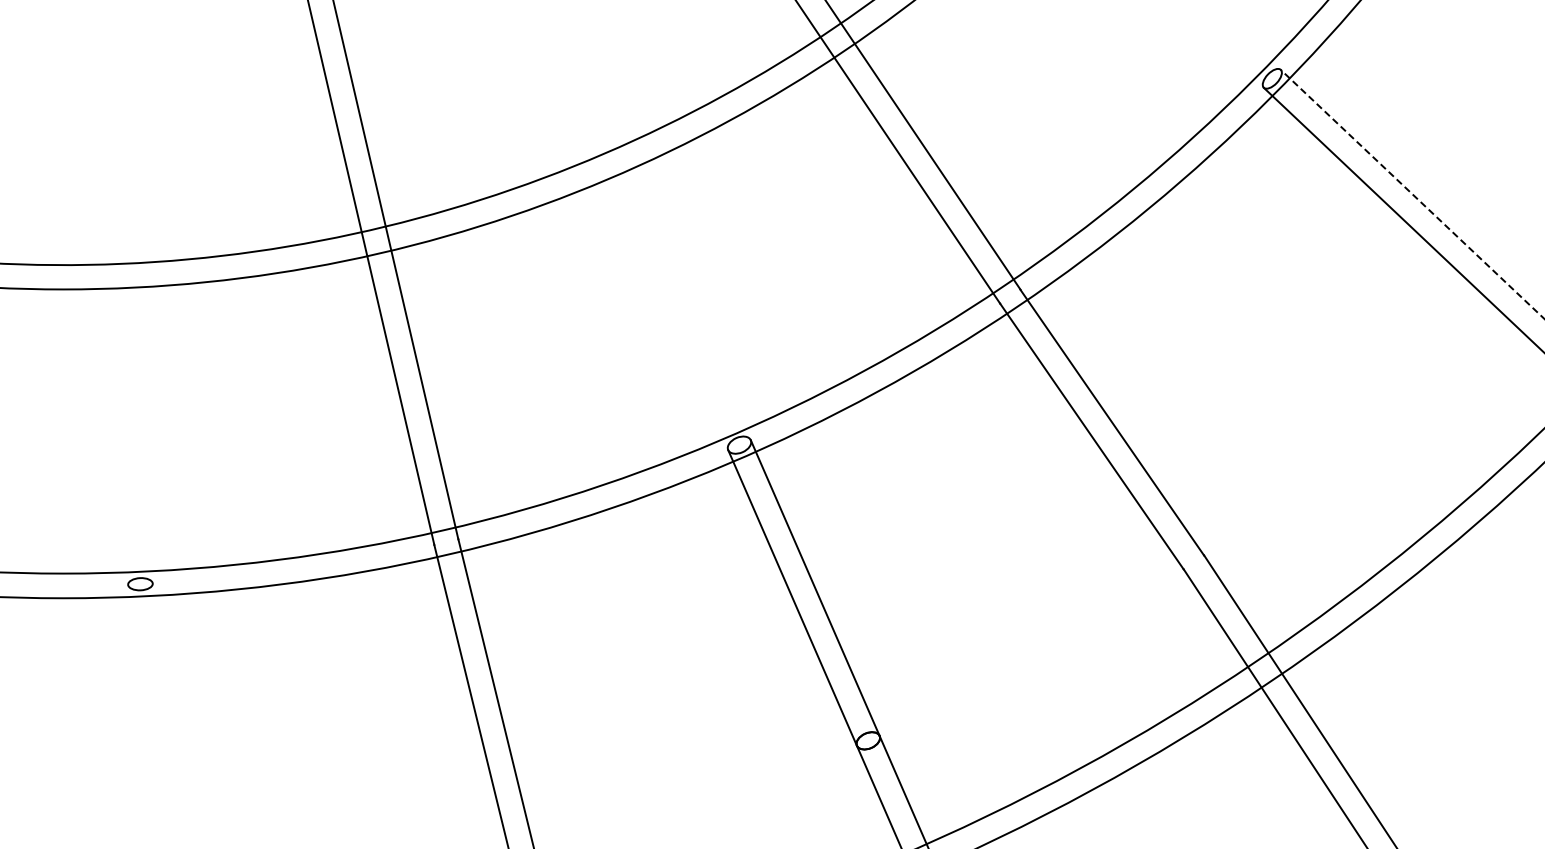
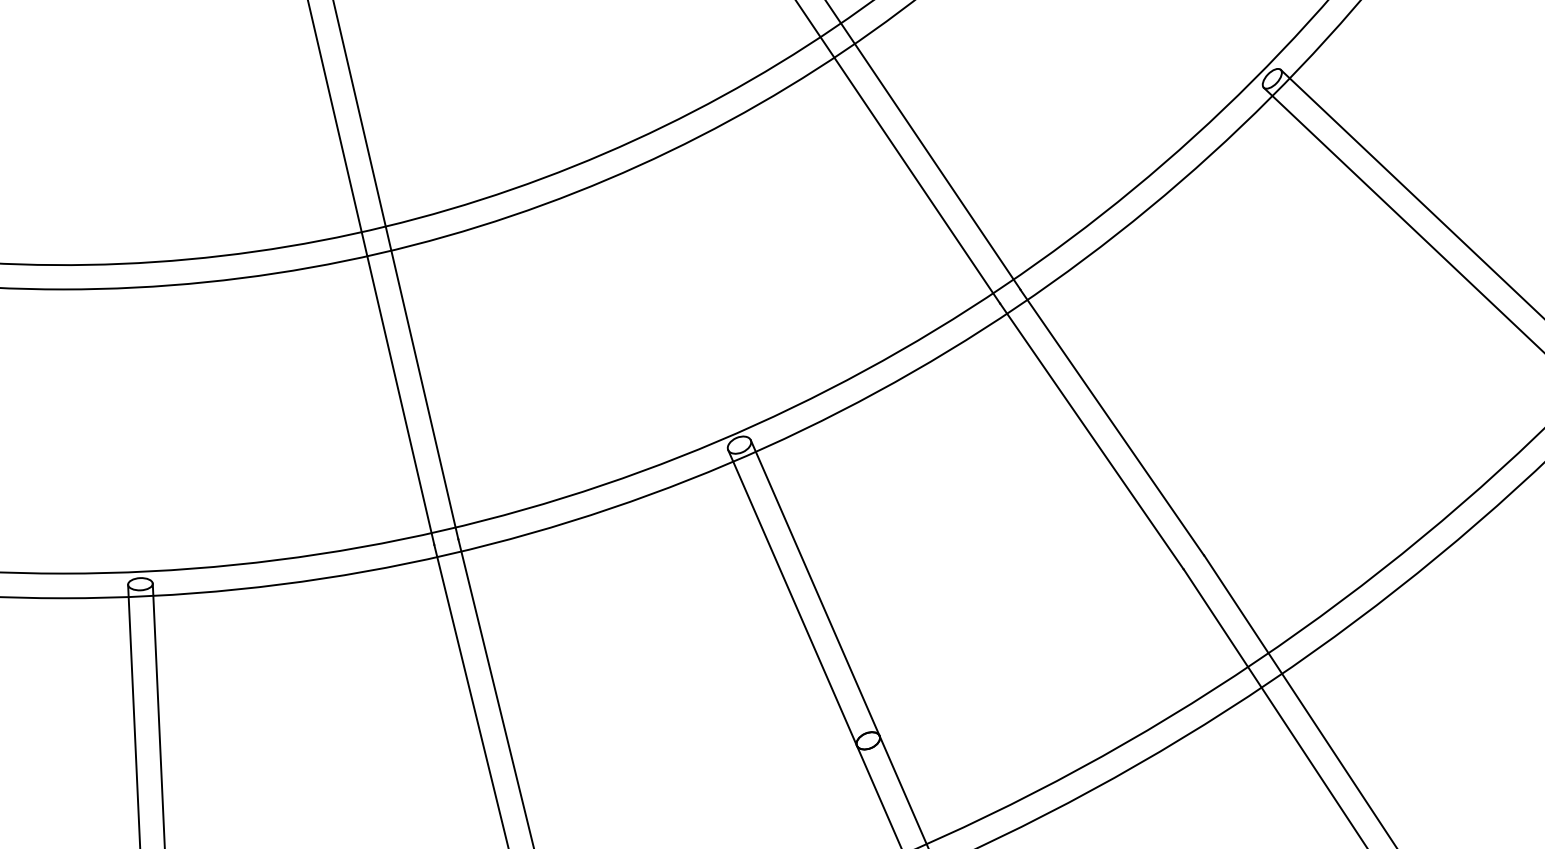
line: dashed -> solid (1412, 194)
line: none -> present (134, 714)
line: none -> present (158, 714)
